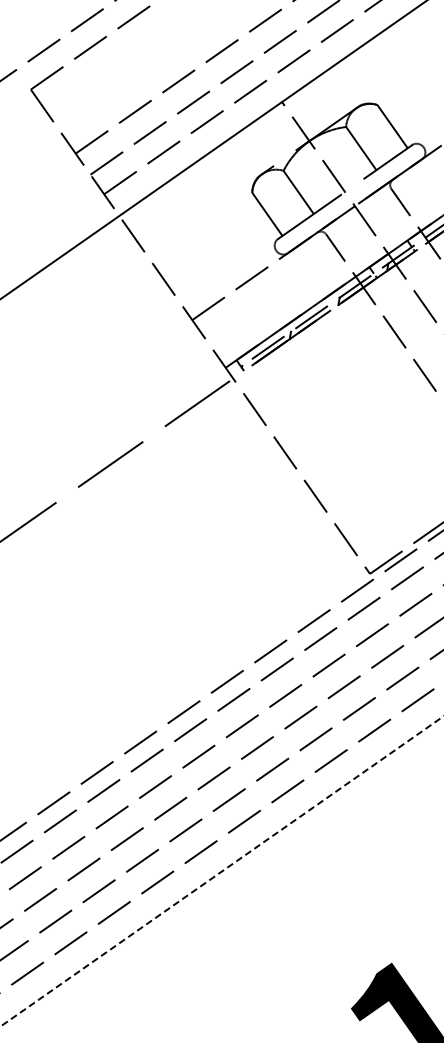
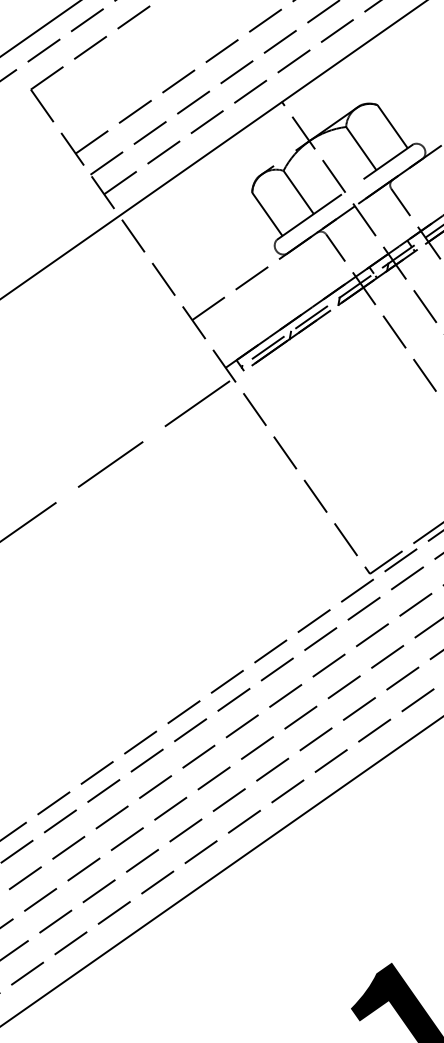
line: none -> present (40, 28)
line: dashed -> solid (221, 872)
